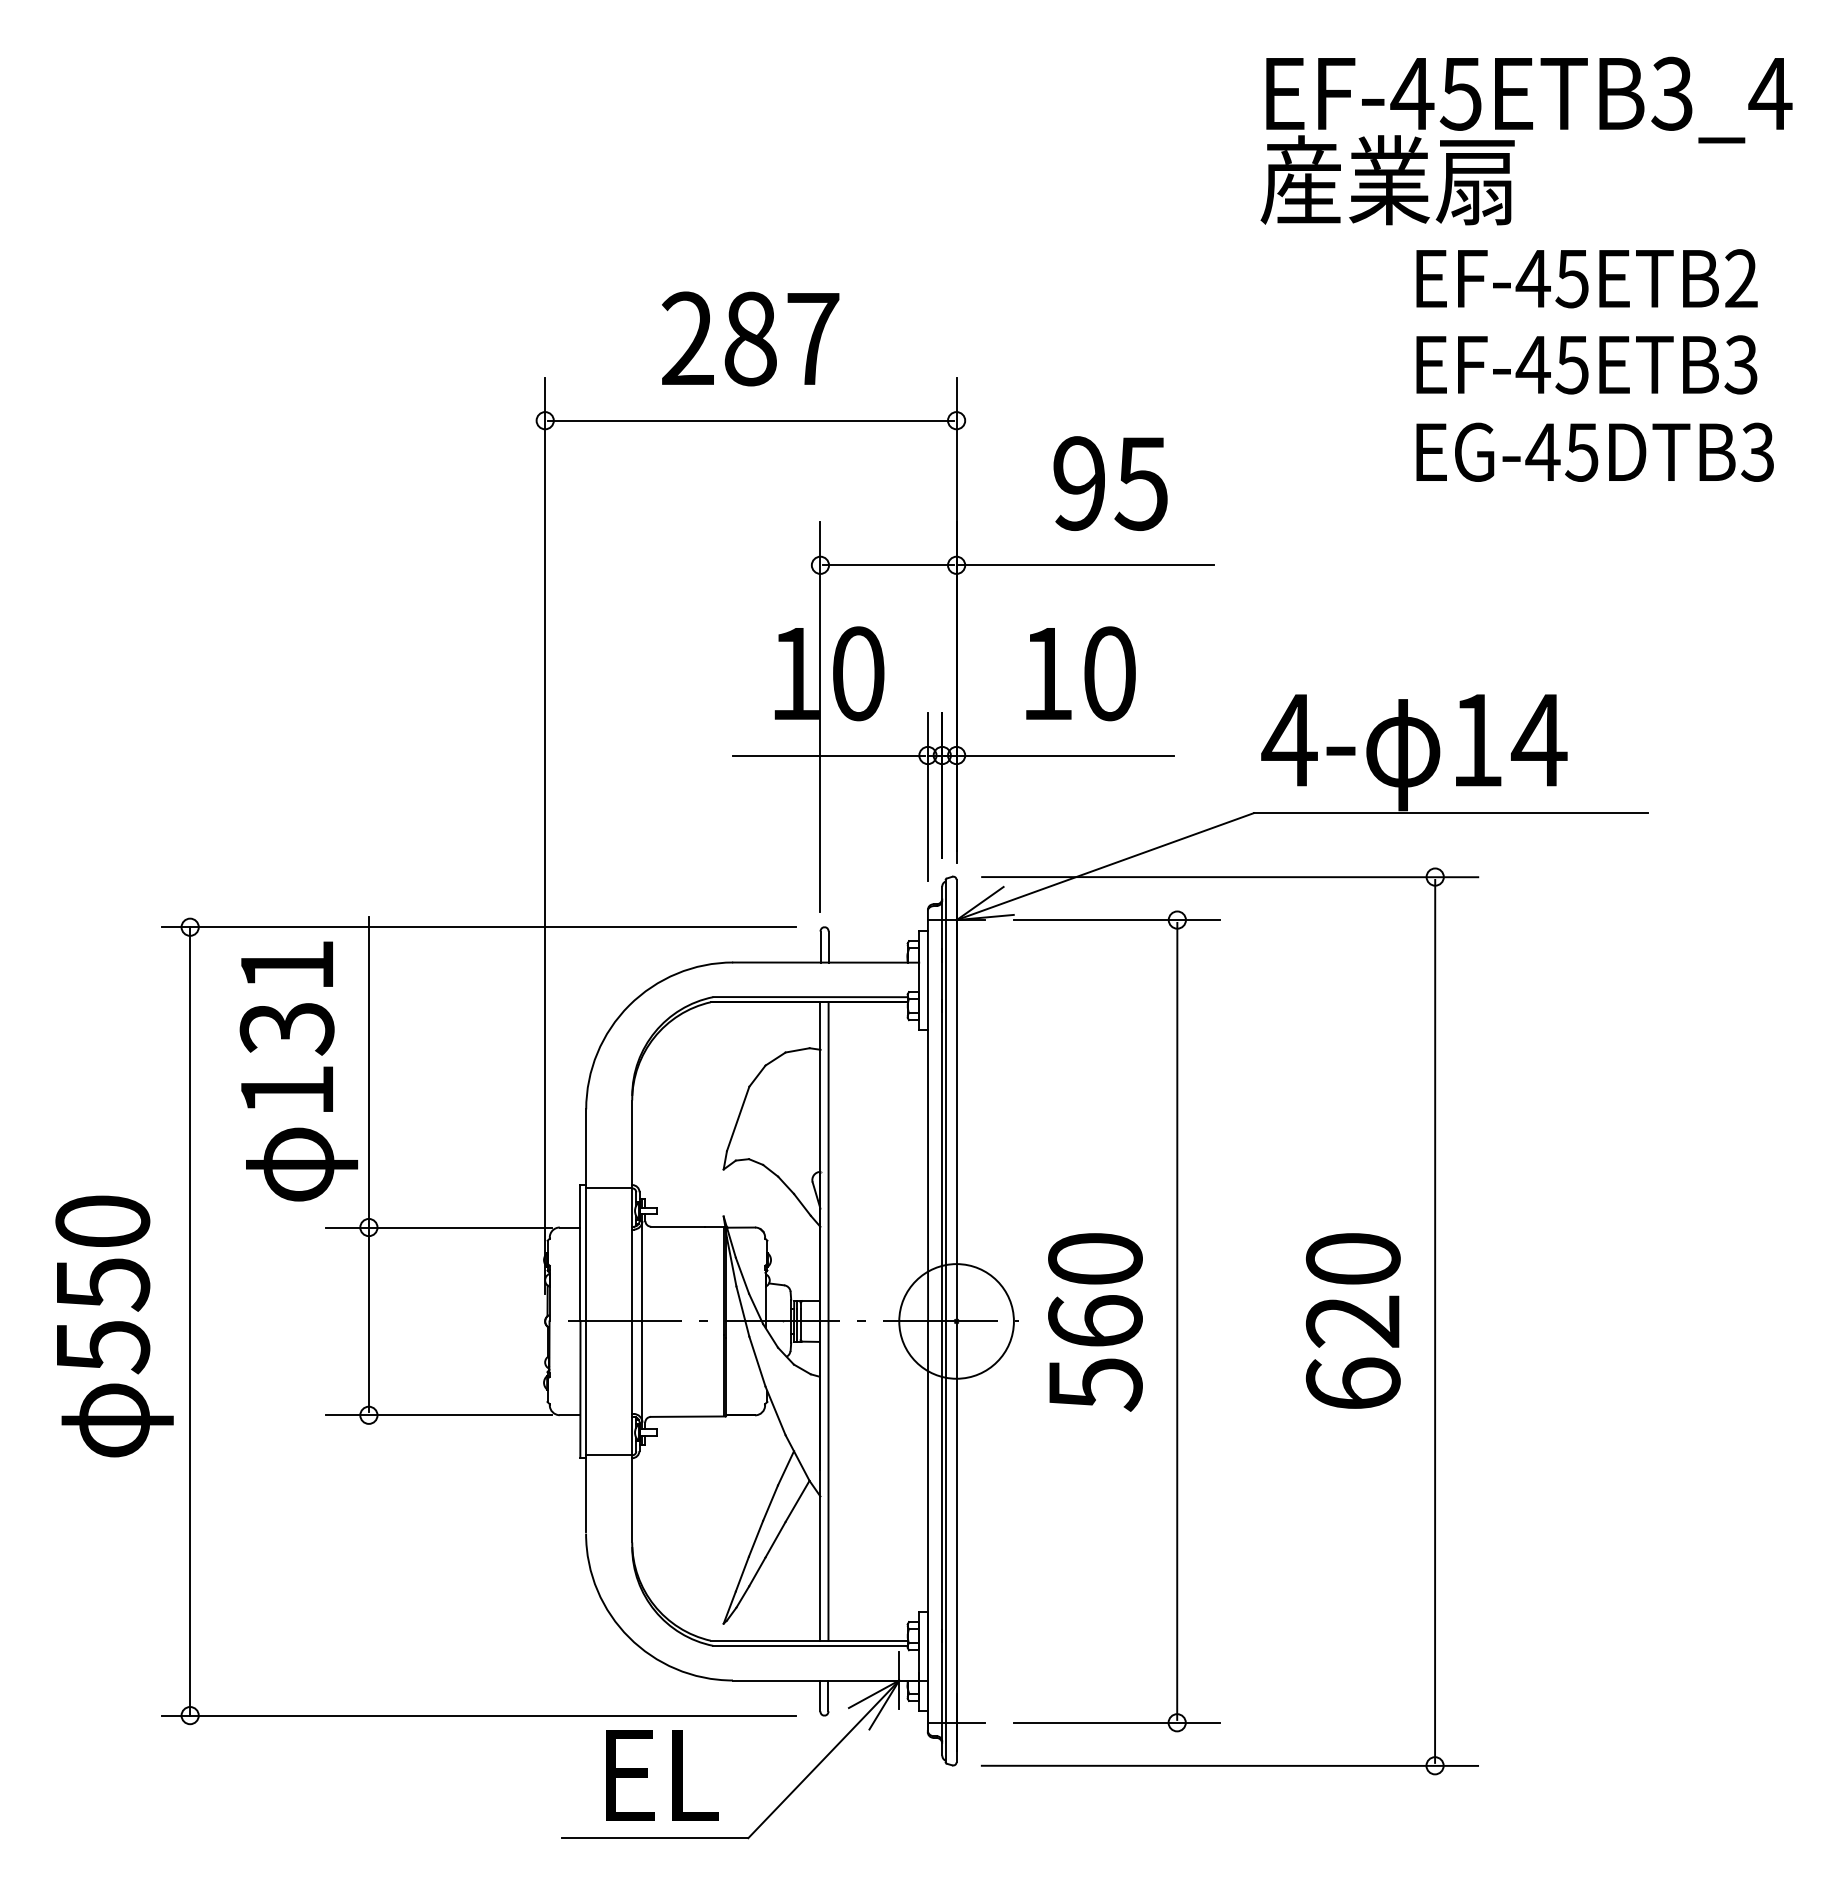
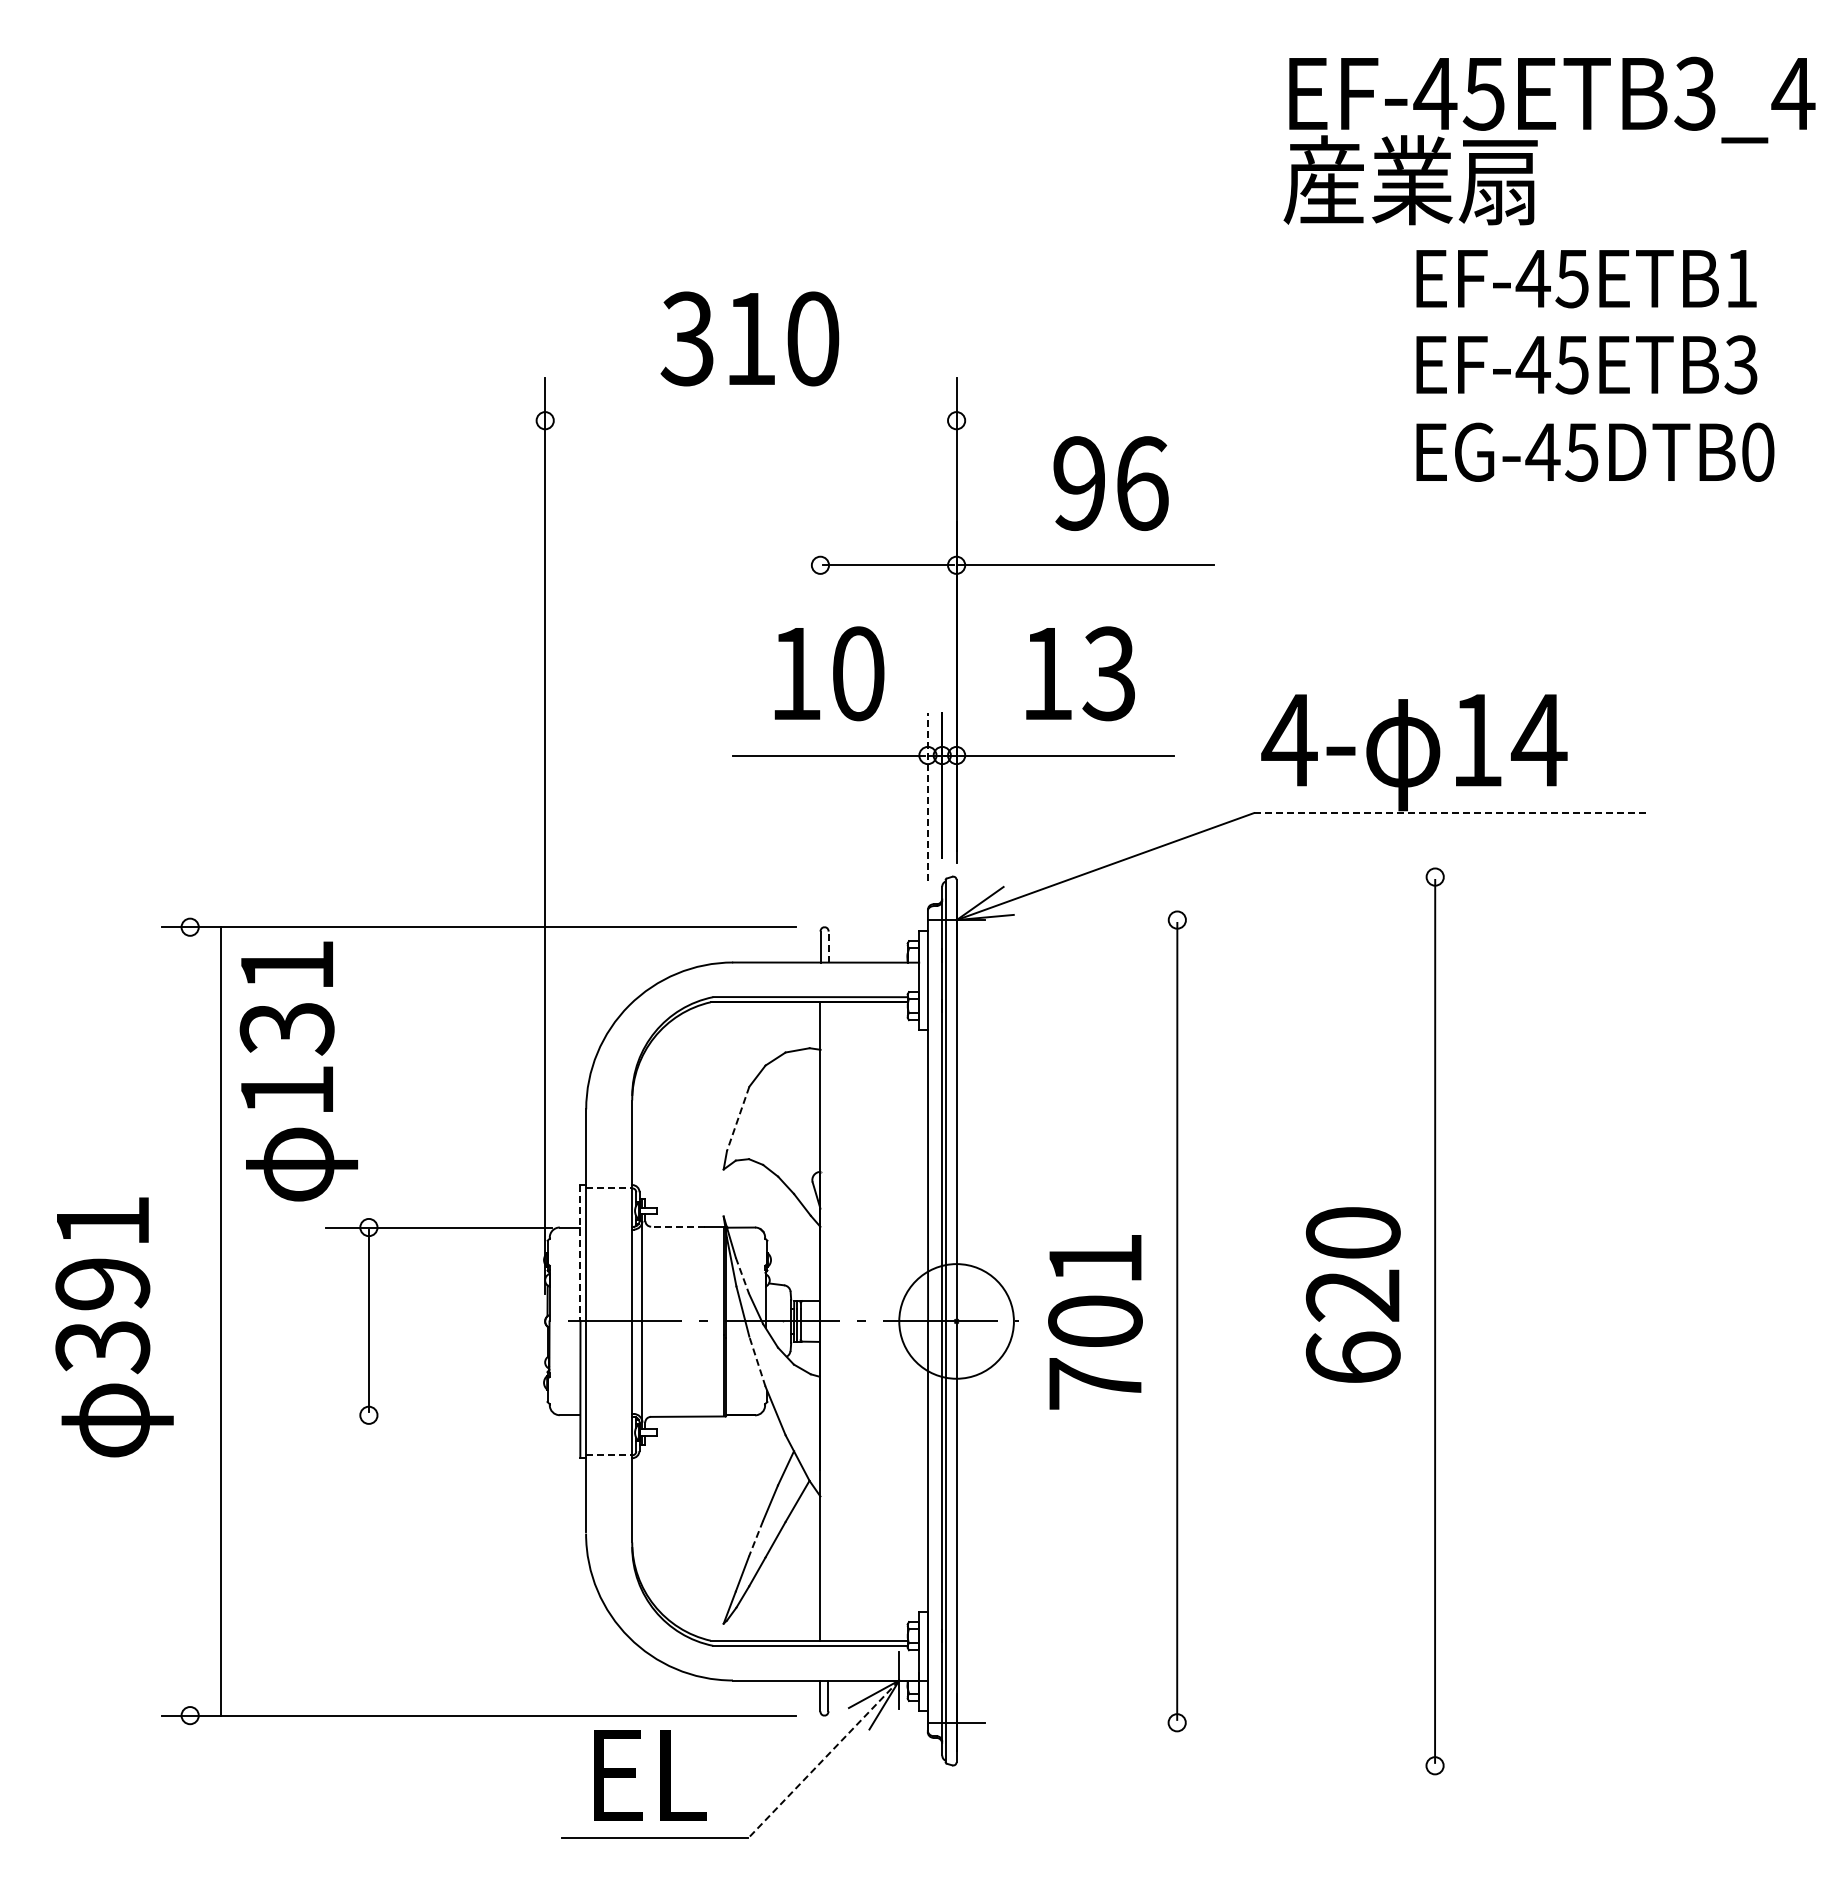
text position: (1526, 140) -> (1549, 140) (1549, 140)
text: EF-45ETB2 -> EF-45ETB1 (1741, 278)
text: 287 -> 310 (749, 338)
line: present -> none (750, 420)
text: EG-45DTB3 -> EG-45DTB0 (1757, 451)
text: 95 -> 96 (1141, 483)
text: 10 -> 13 (1108, 673)
line: present -> none (820, 716)
line: solid -> dashed (927, 796)
line: solid -> dashed (1450, 813)
line: present -> none (1230, 877)
line: present -> none (1116, 920)
line: solid -> dashed (828, 947)
line: present -> none (368, 1072)
line: solid -> dashed (737, 1119)
line: solid -> dashed (609, 1187)
line: solid -> dashed (677, 1226)
line: solid -> dashed (580, 1253)
line: solid -> dashed (742, 1276)
text: 550 -> 391 (102, 1284)
text position: (1353, 1320) -> (1353, 1294) (1353, 1294)
line position: (190, 1321) -> (221, 1321) (221, 1321)
line: present -> none (828, 1321)
text: 560 -> 701 (1095, 1322)
line: solid -> dashed (757, 1361)
line: present -> none (438, 1415)
line: solid -> dashed (609, 1454)
line: solid -> dashed (755, 1539)
line: present -> none (1116, 1722)
line: solid -> dashed (823, 1759)
line: present -> none (1229, 1765)
text position: (662, 1775) -> (650, 1775) (650, 1775)
